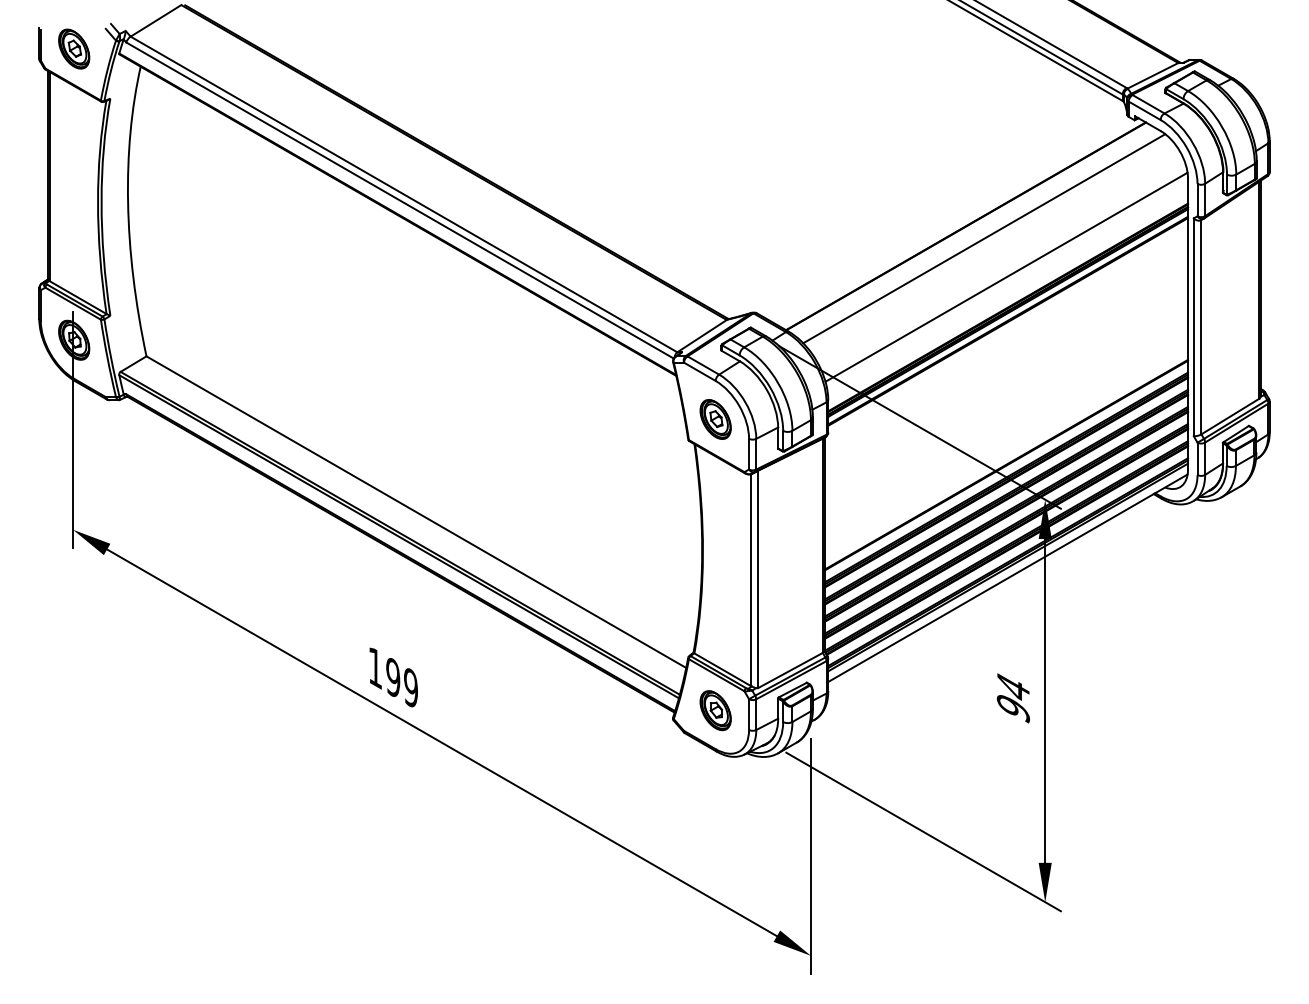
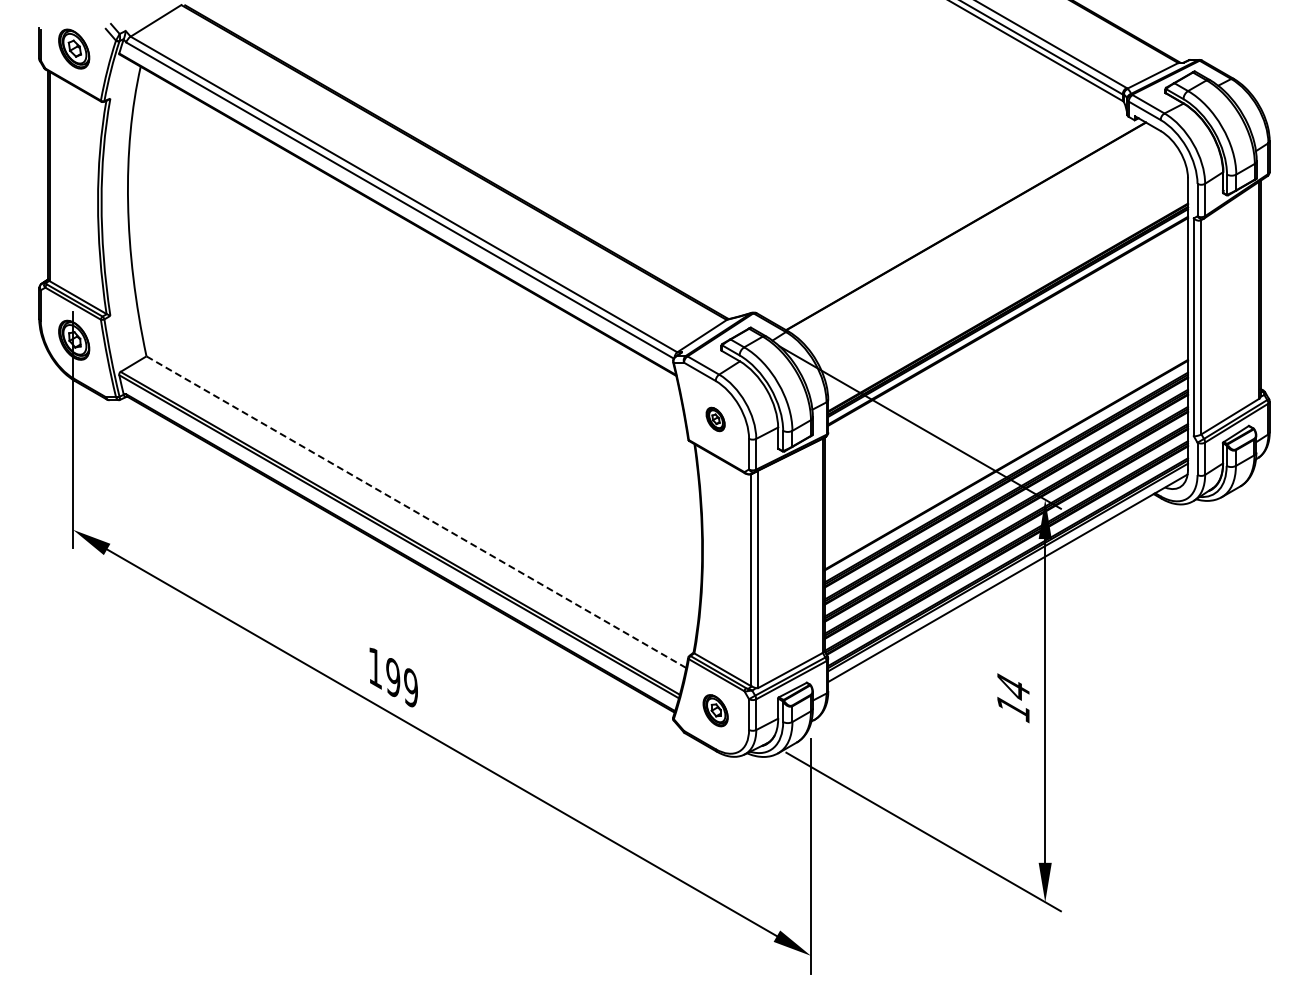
line: present -> none (984, 238)
line: present -> none (1006, 276)
part size: 33x41 px -> 21x27 px (715, 419)
line: solid -> dashed (416, 512)
text: 94 -> 14 (1013, 709)
part size: 33x42 px -> 27x34 px (715, 710)
